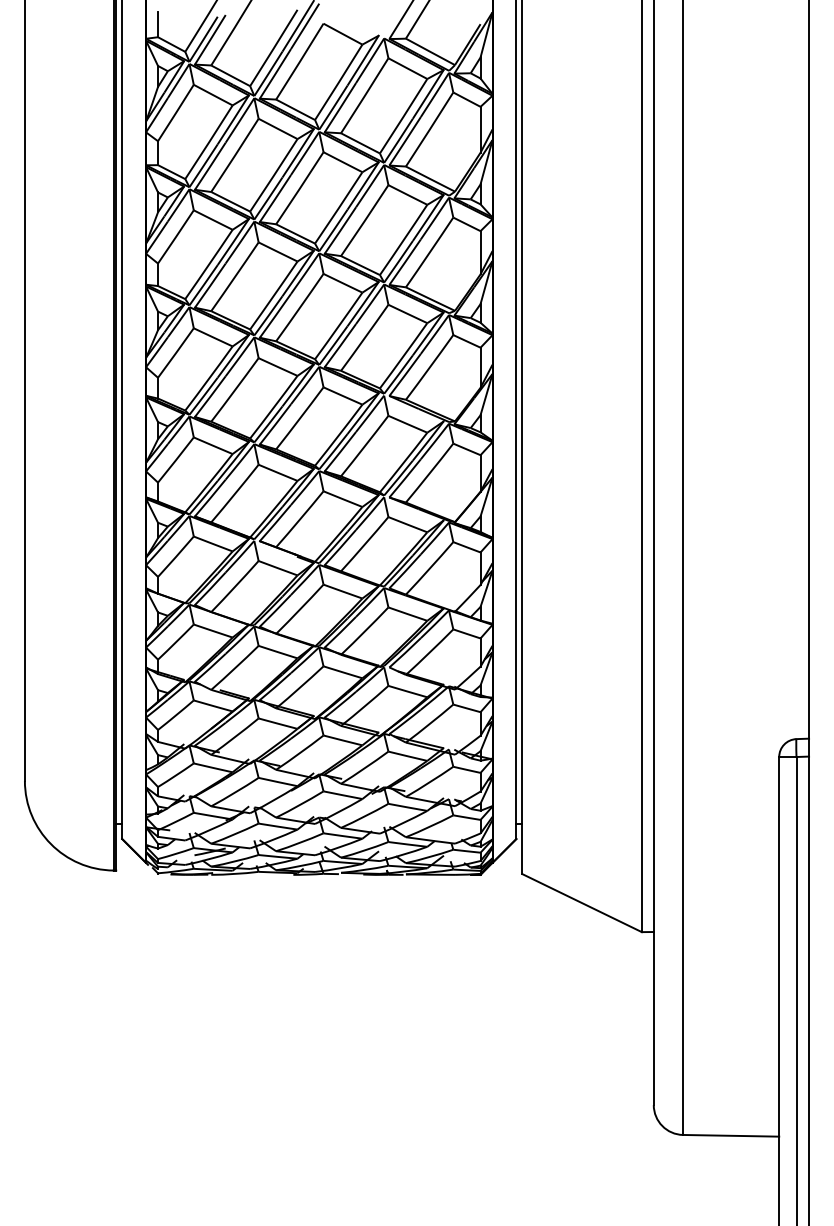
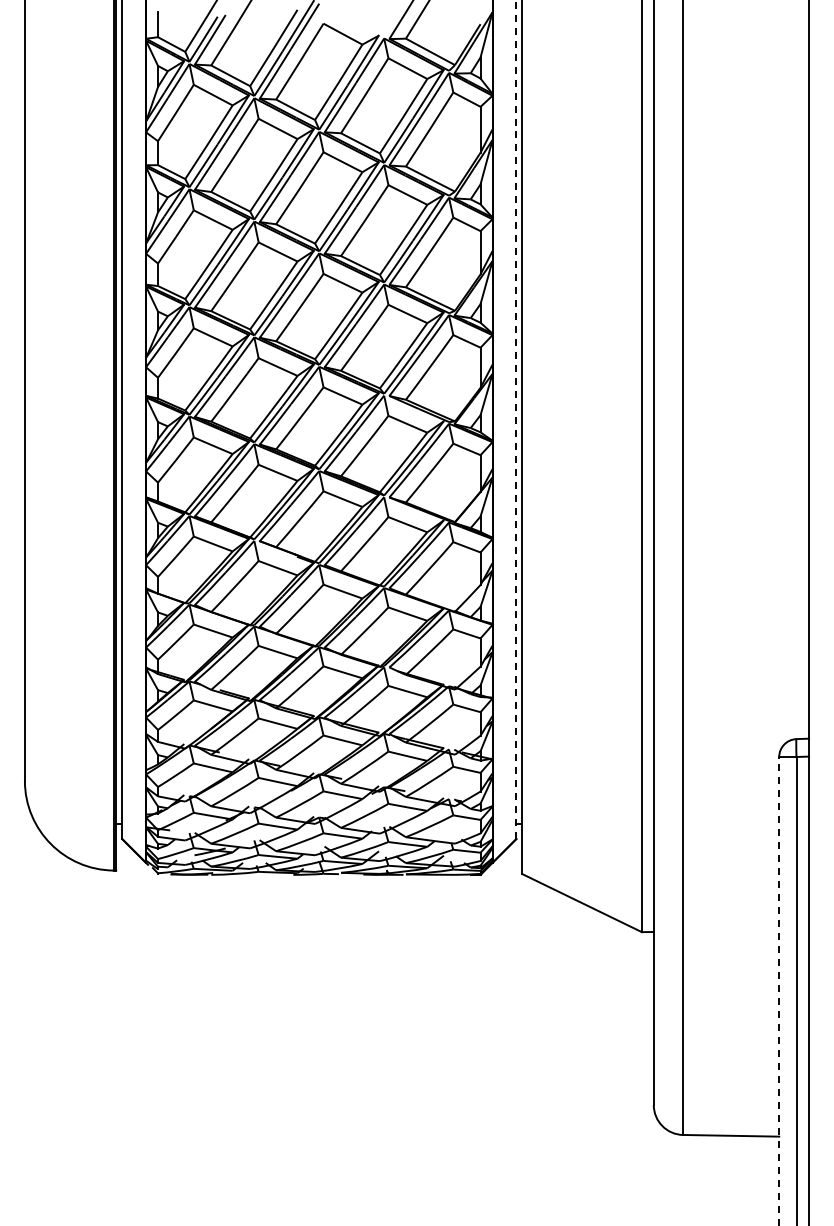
line: solid -> dashed (516, 419)
line: solid -> dashed (779, 990)
